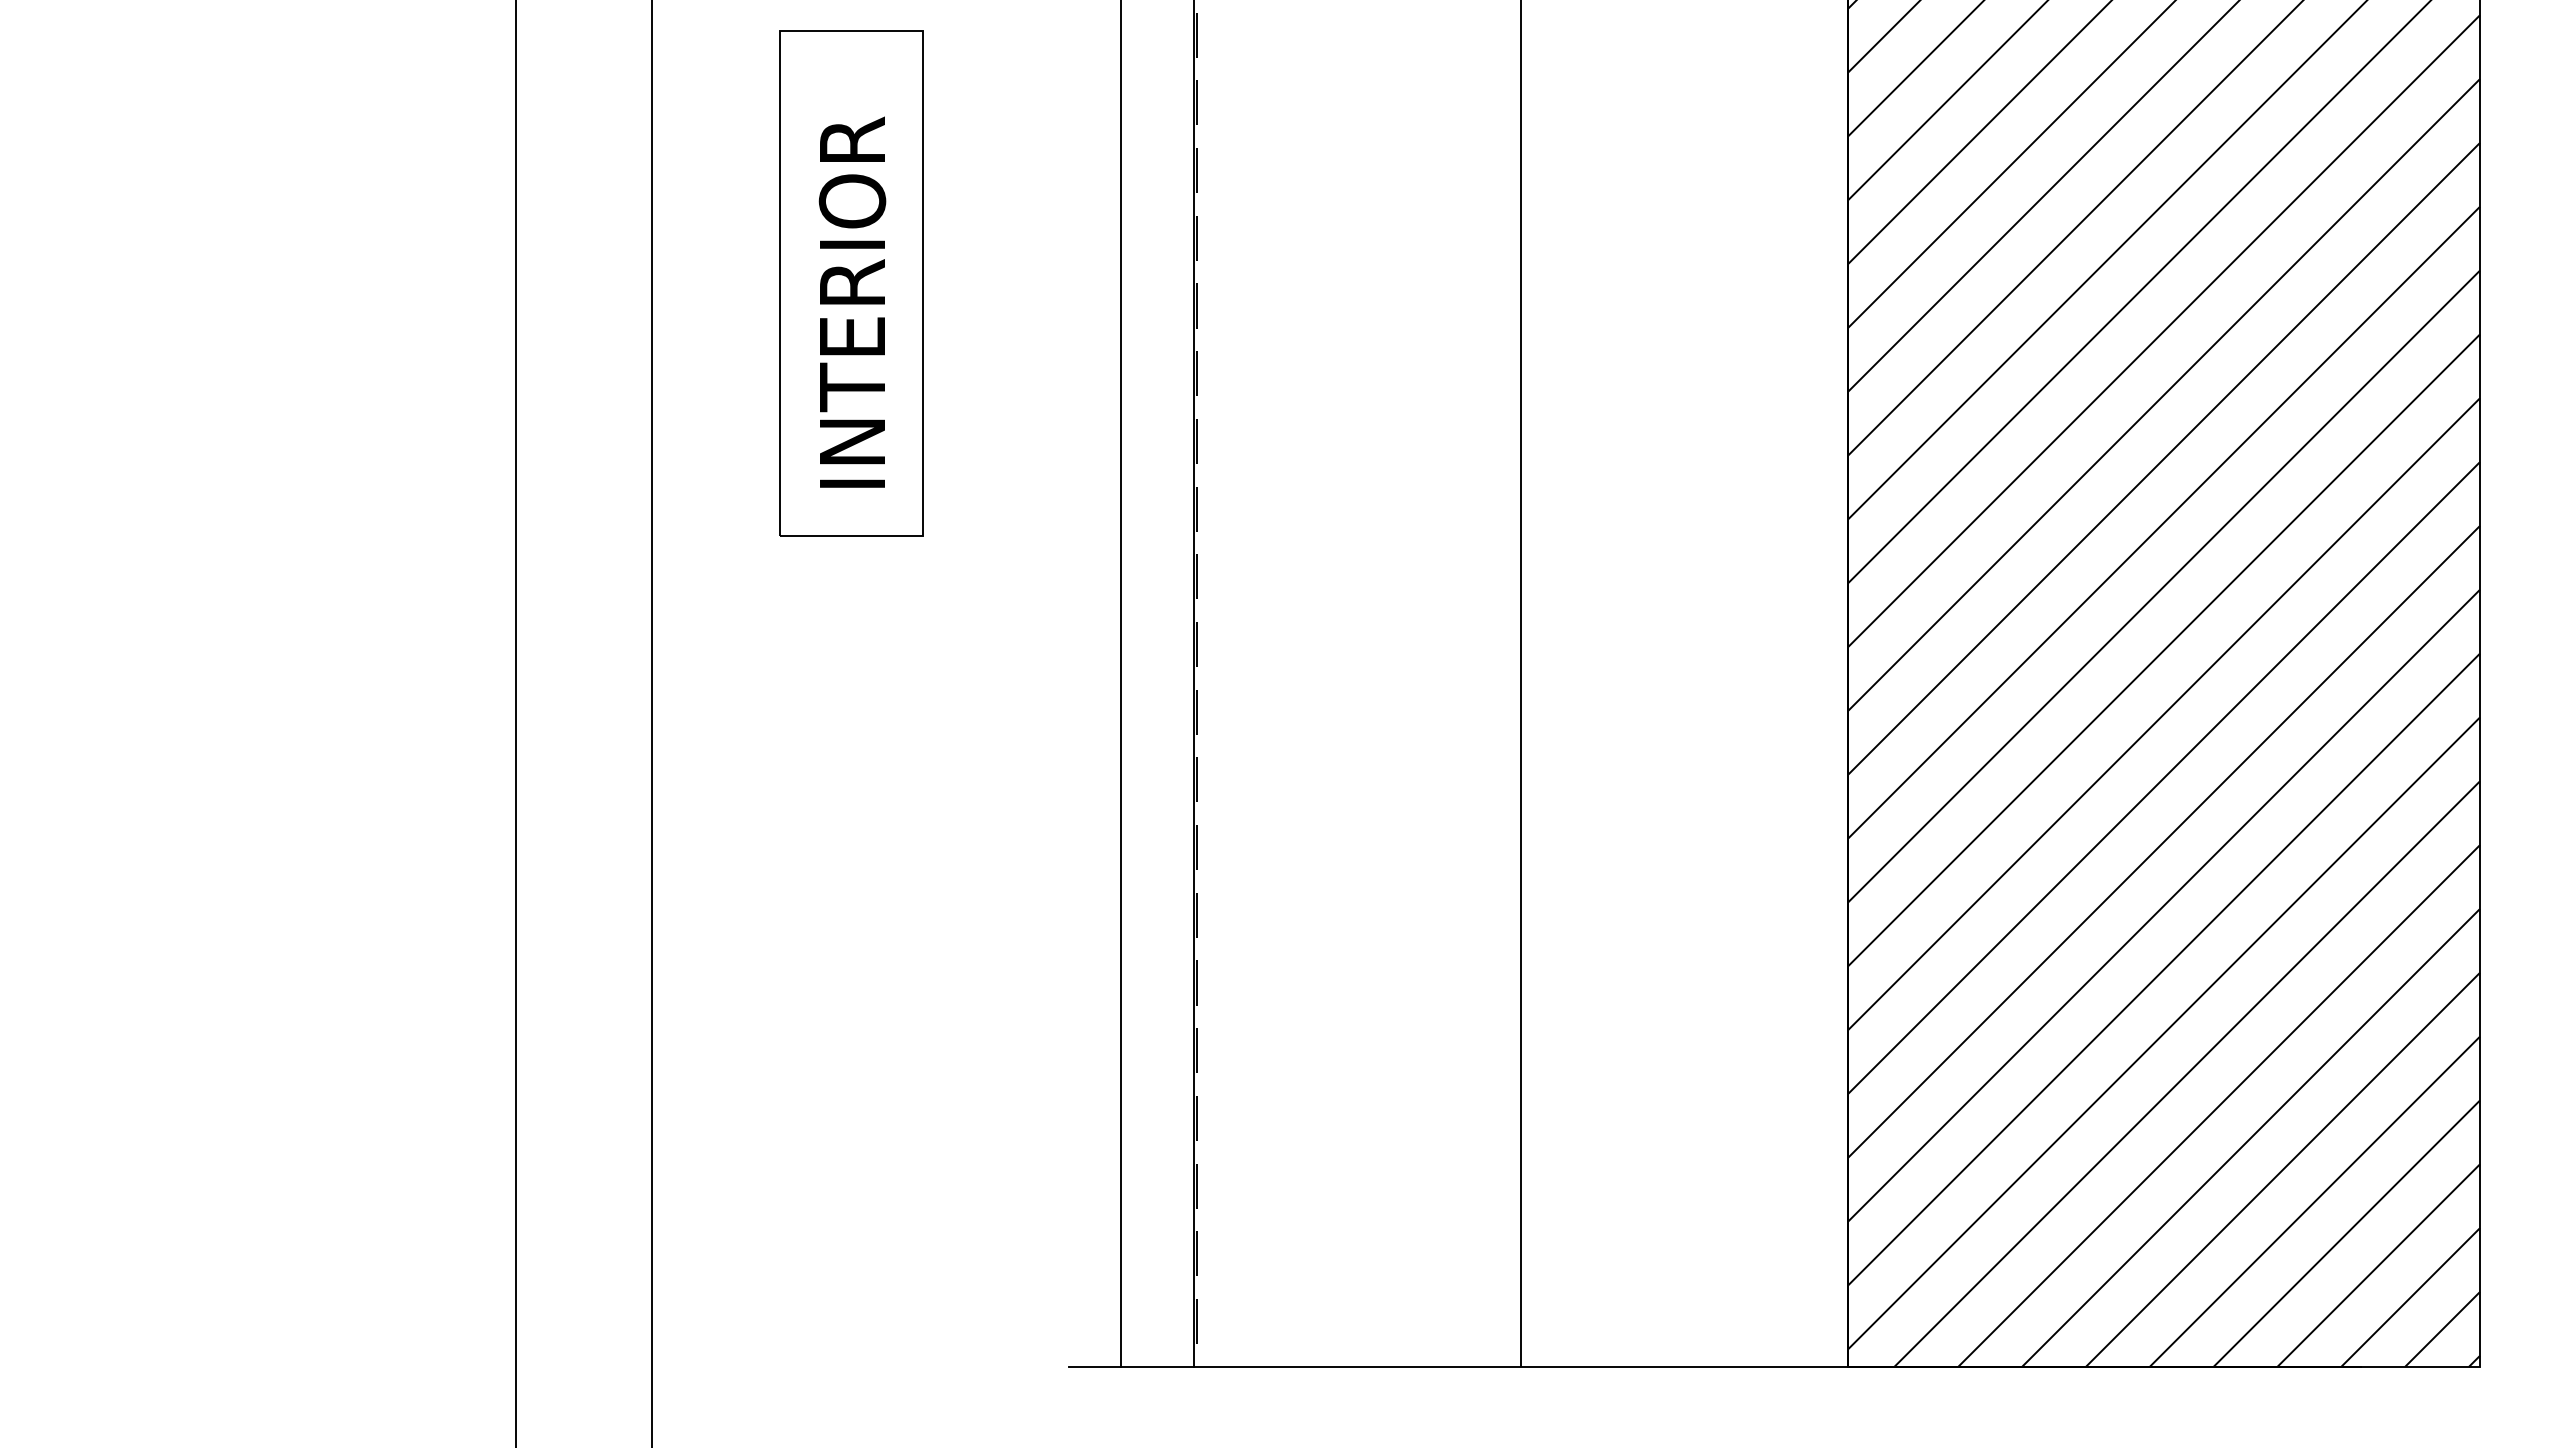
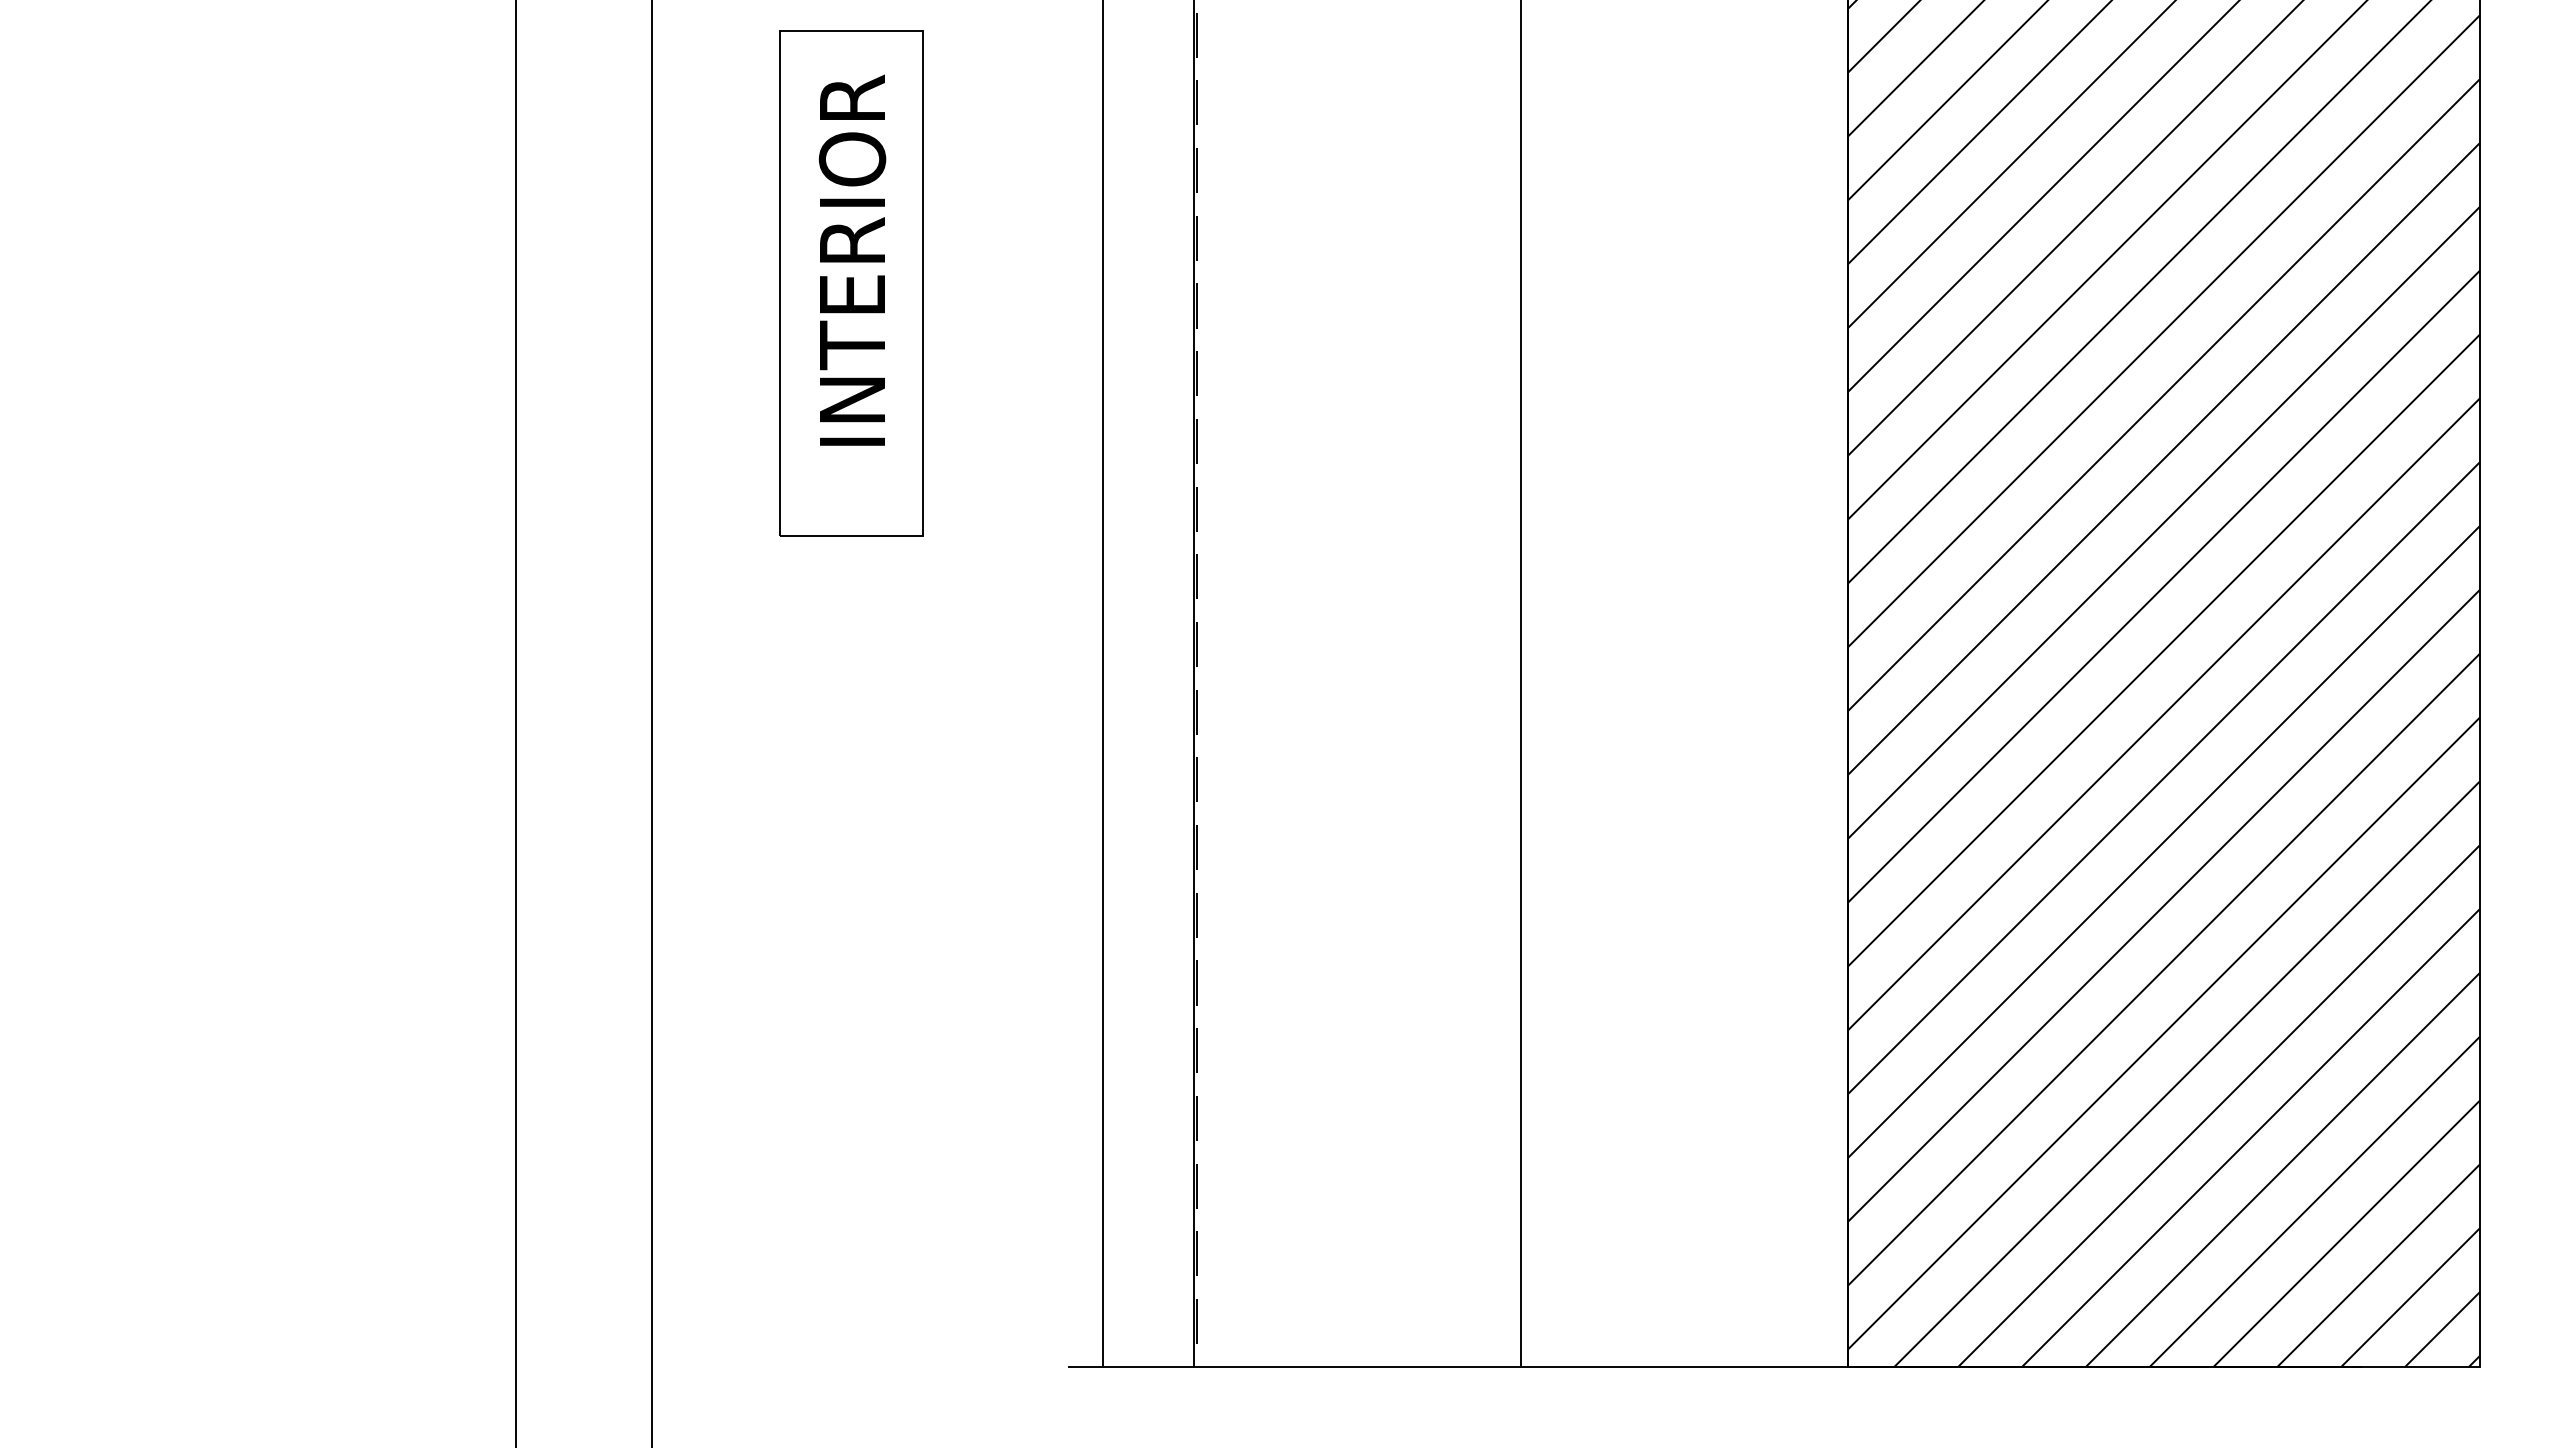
text position: (852, 301) -> (852, 259) (852, 259)
line position: (1121, 684) -> (1103, 684) (1103, 684)
